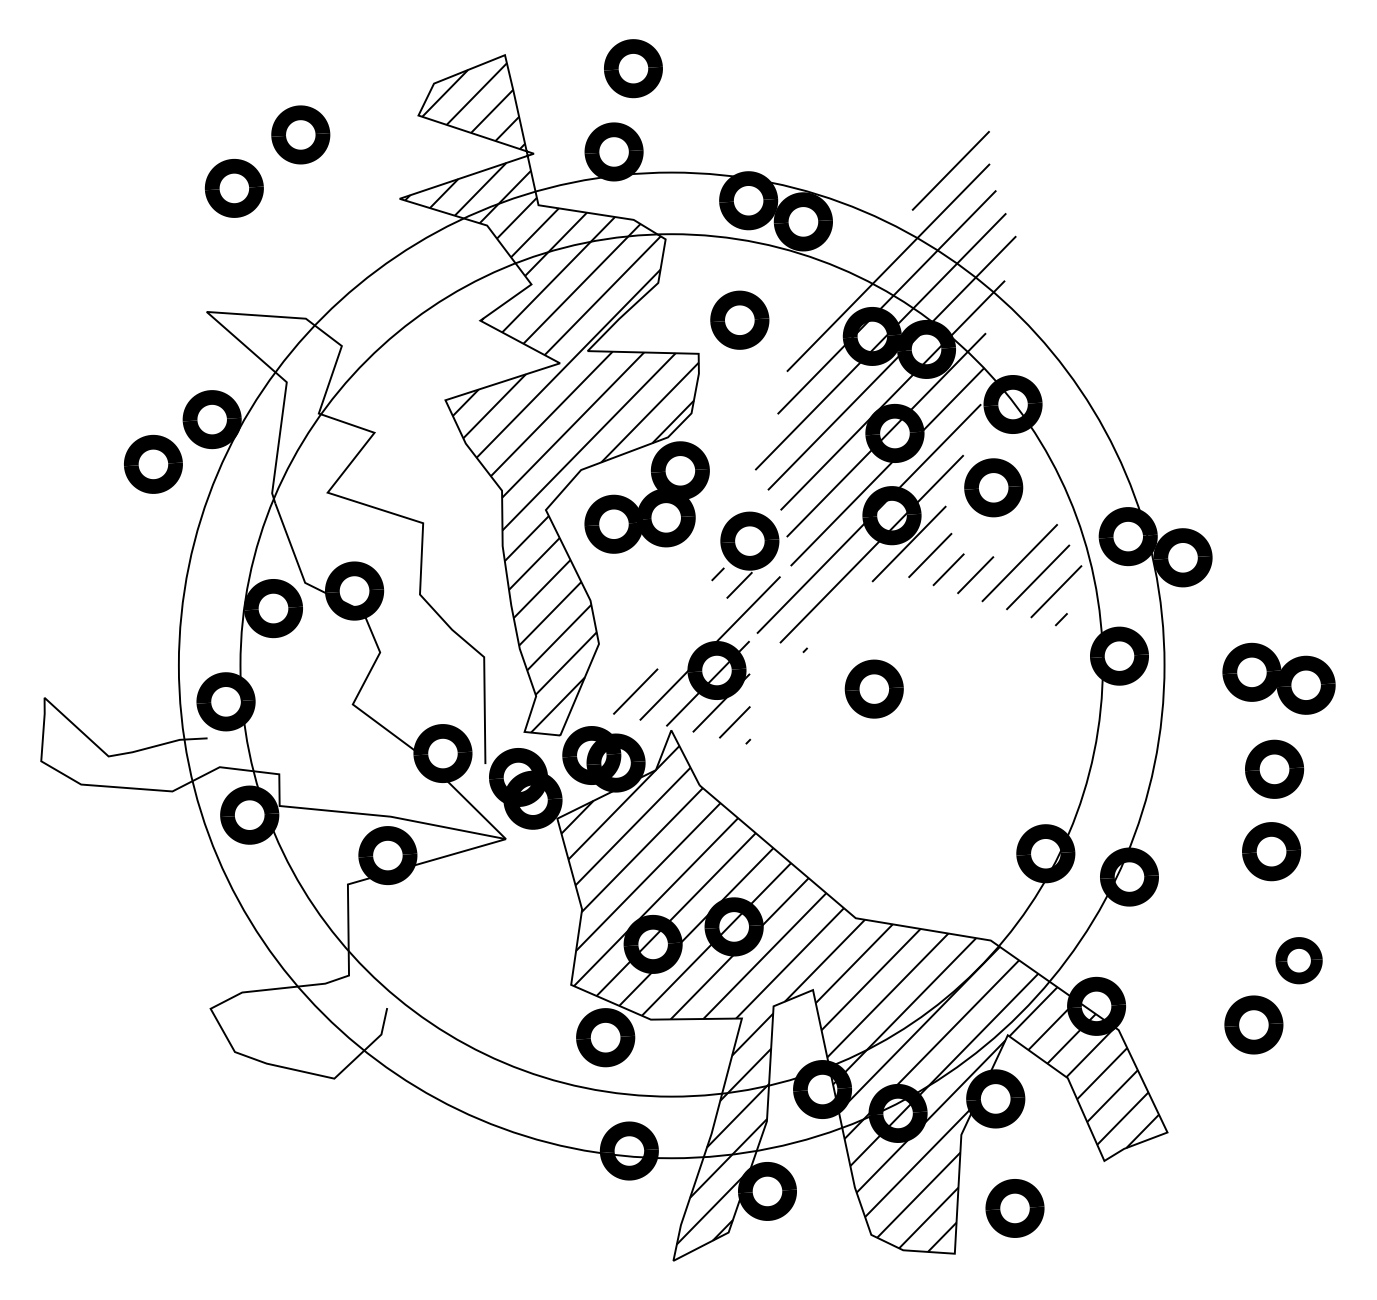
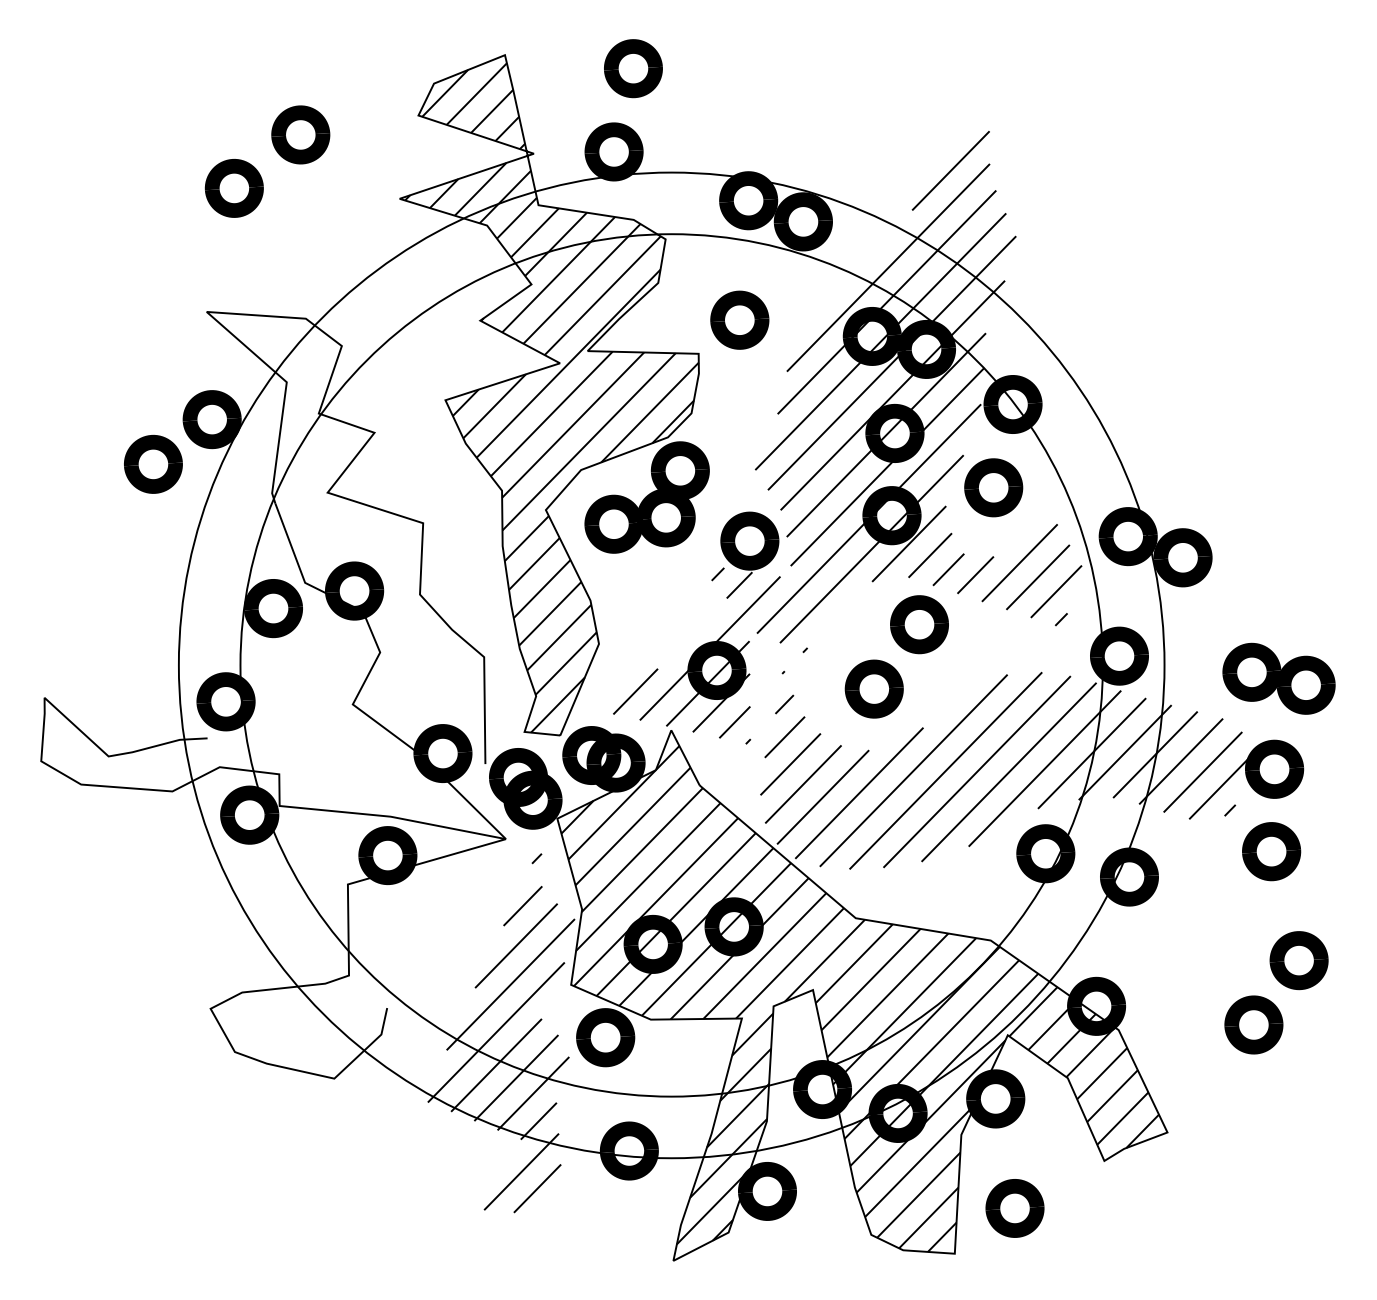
part: none -> present (919, 624)
hatch: none -> present (1004, 770)
part size: 48x48 px -> 60x60 px (1298, 960)
hatch: none -> present (500, 1032)
